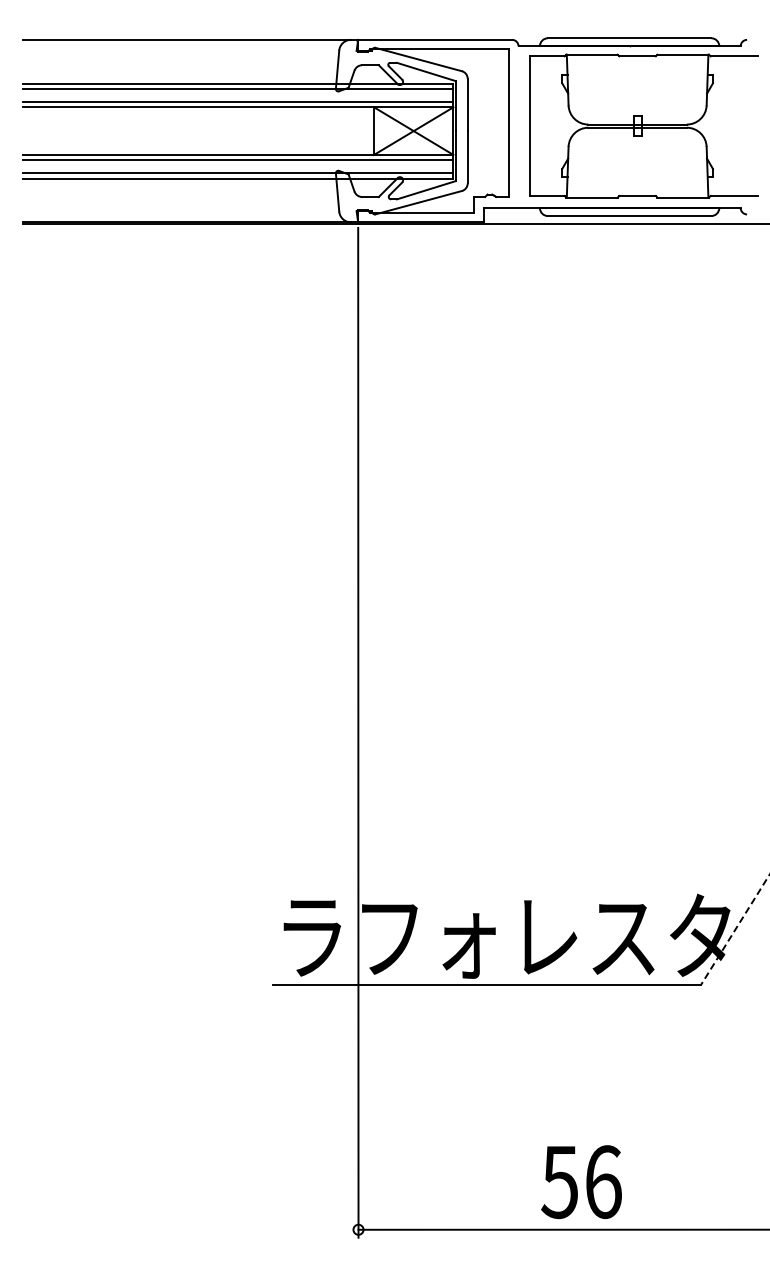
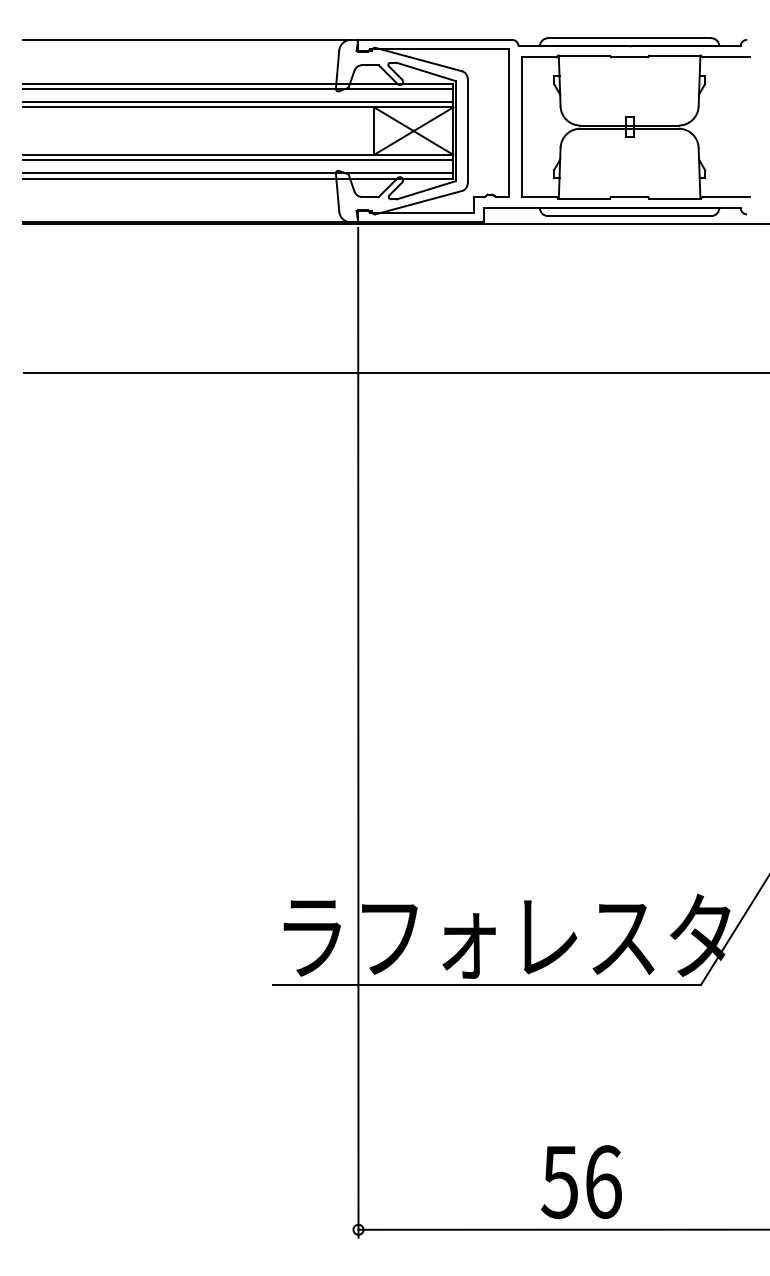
part position: (643, 125) -> (635, 126) (635, 126)
line: none -> present (394, 373)
line: dashed -> solid (735, 929)
